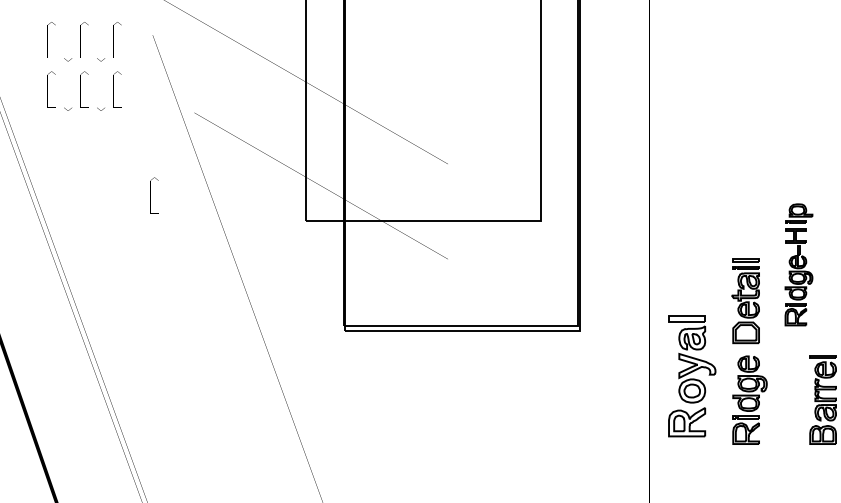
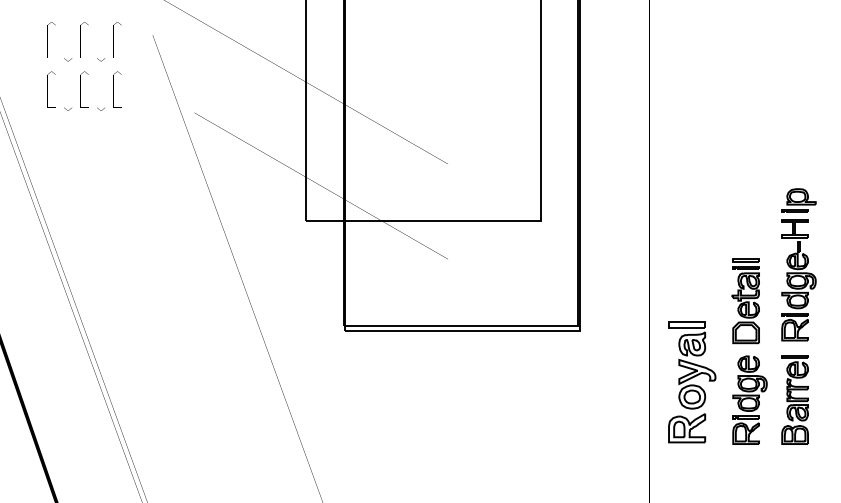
part: present -> none (154, 195)
part size: 30x124 px -> 36x154 px (798, 264)
part position: (692, 376) -> (692, 382) (692, 382)
part position: (822, 399) -> (794, 399) (794, 399)
